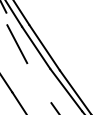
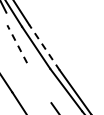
line: solid -> dashed (17, 43)
line: solid -> dashed (44, 47)
